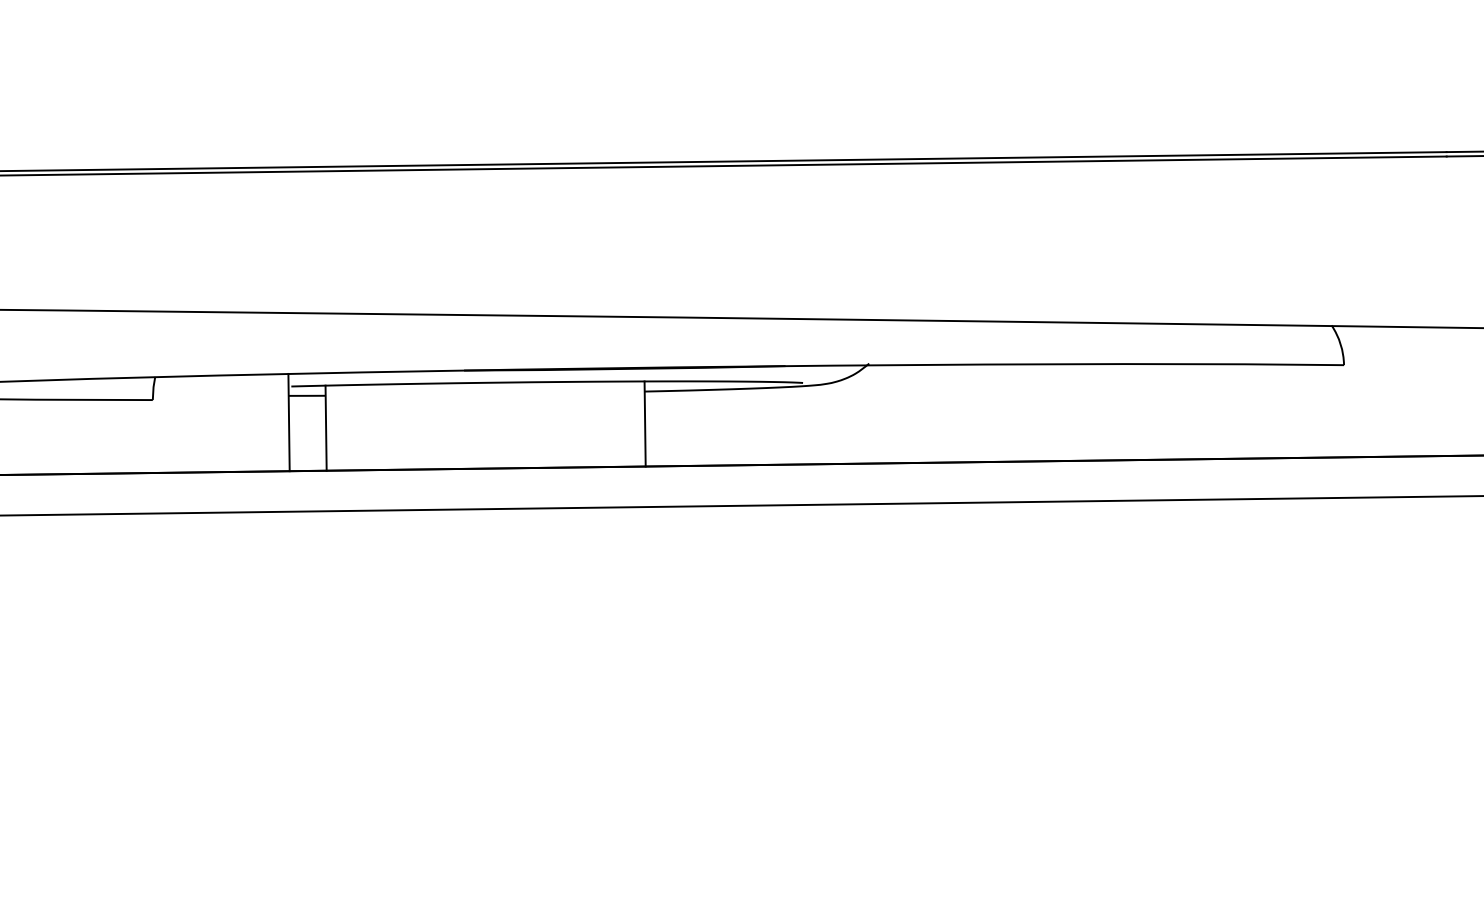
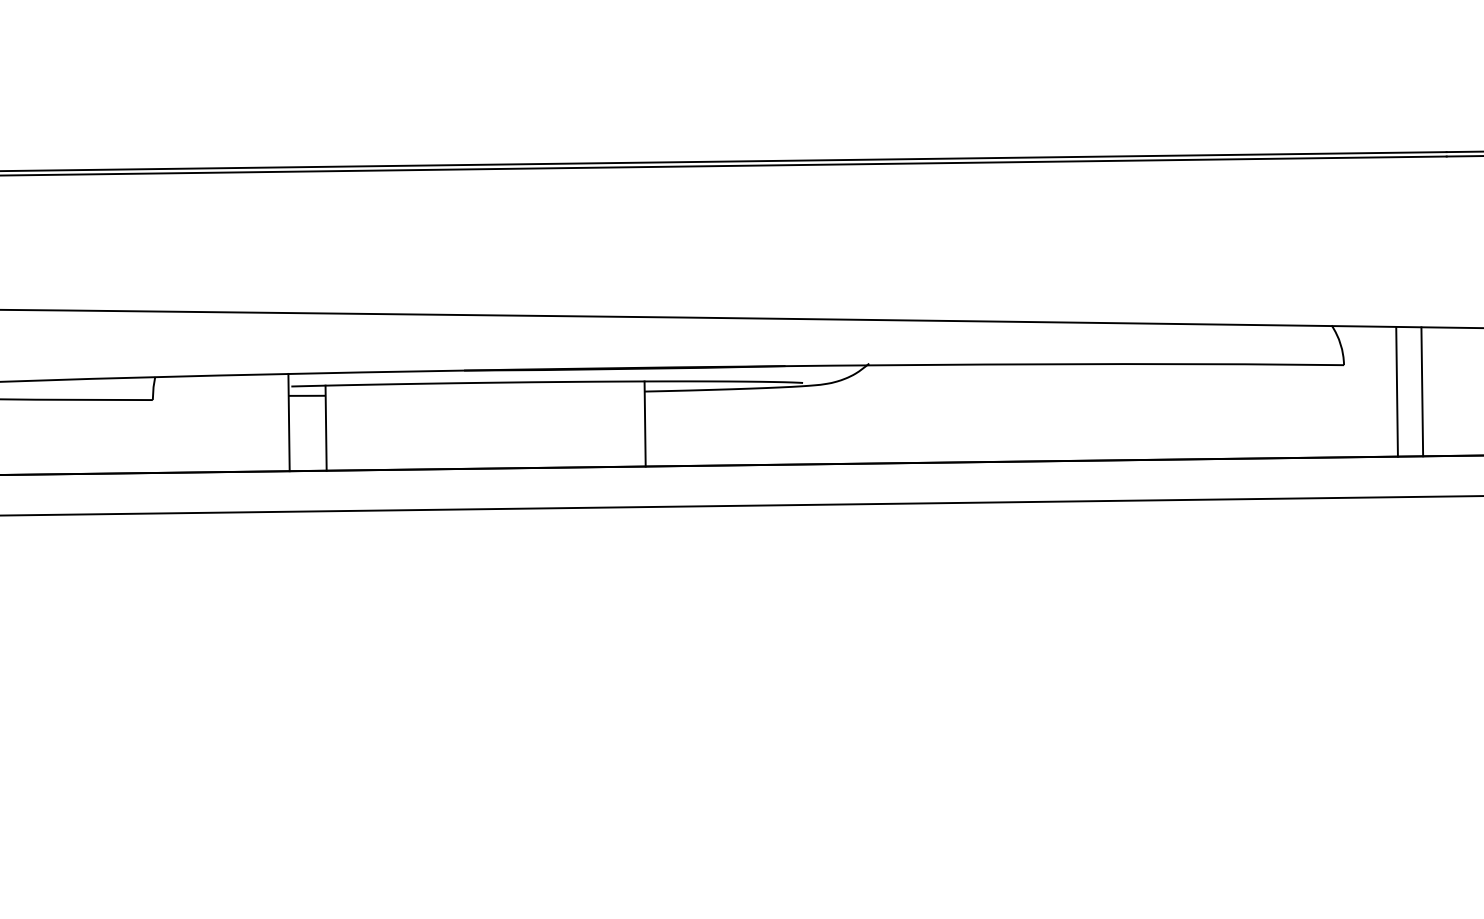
line: none -> present (1396, 391)
line: none -> present (1422, 391)
